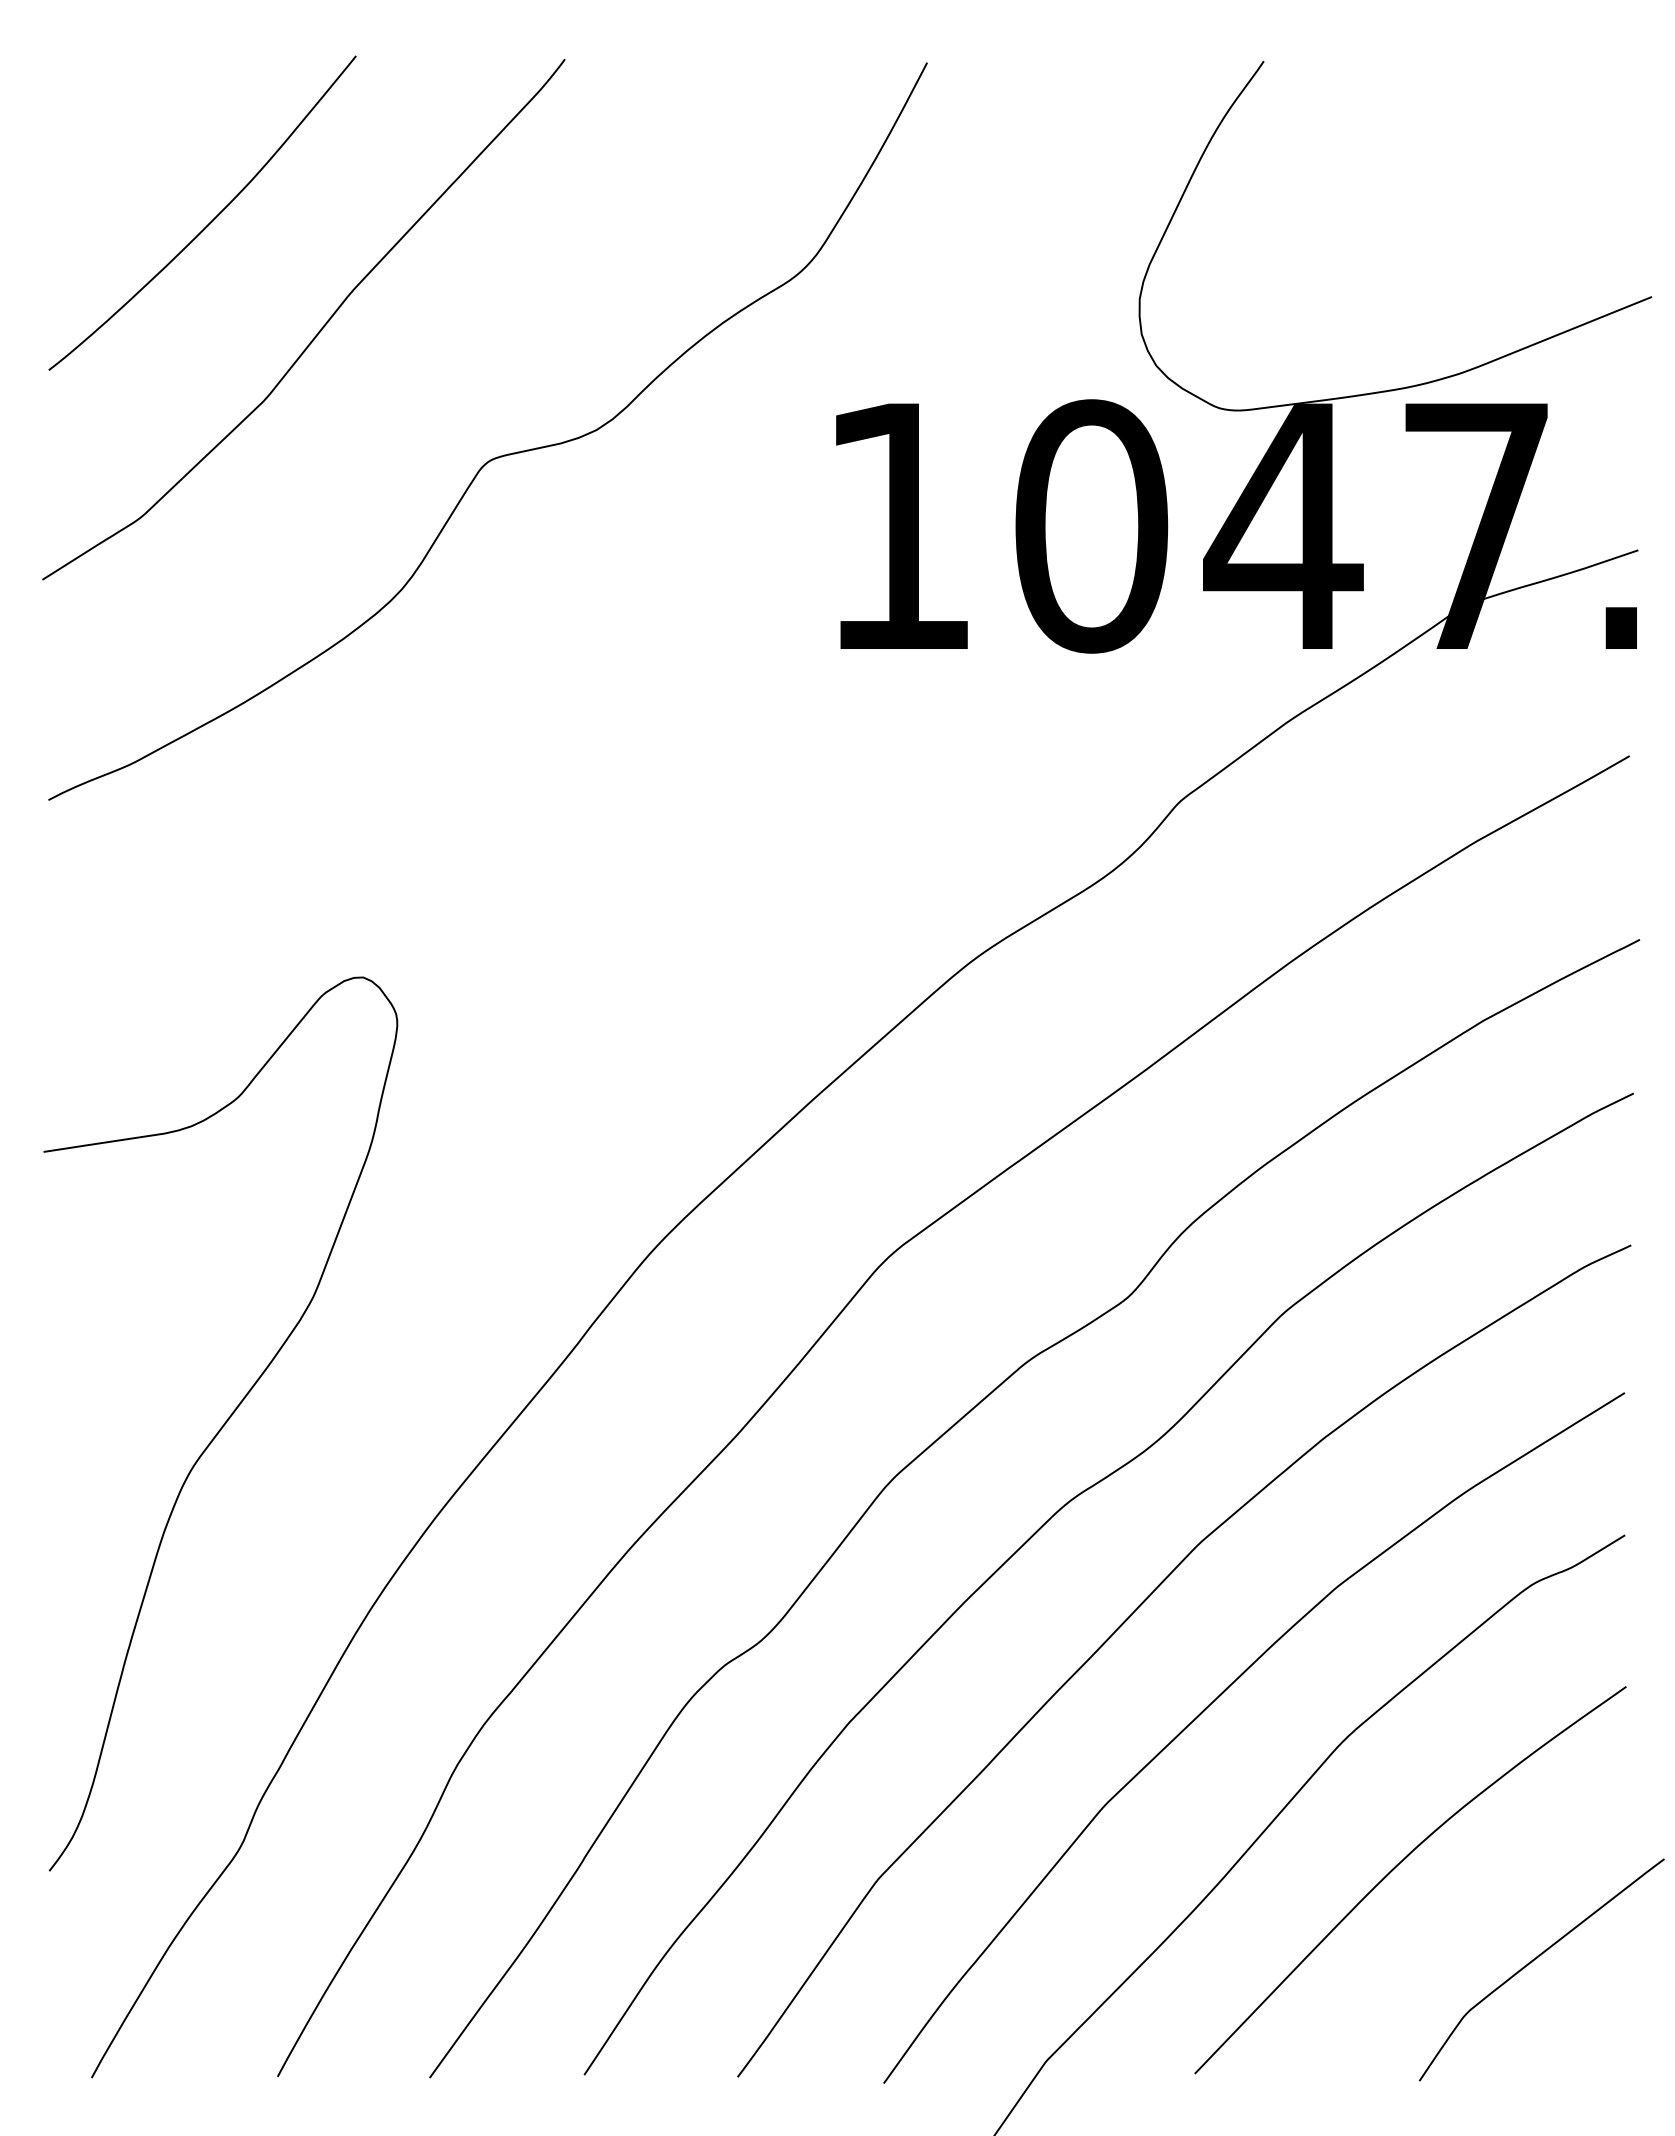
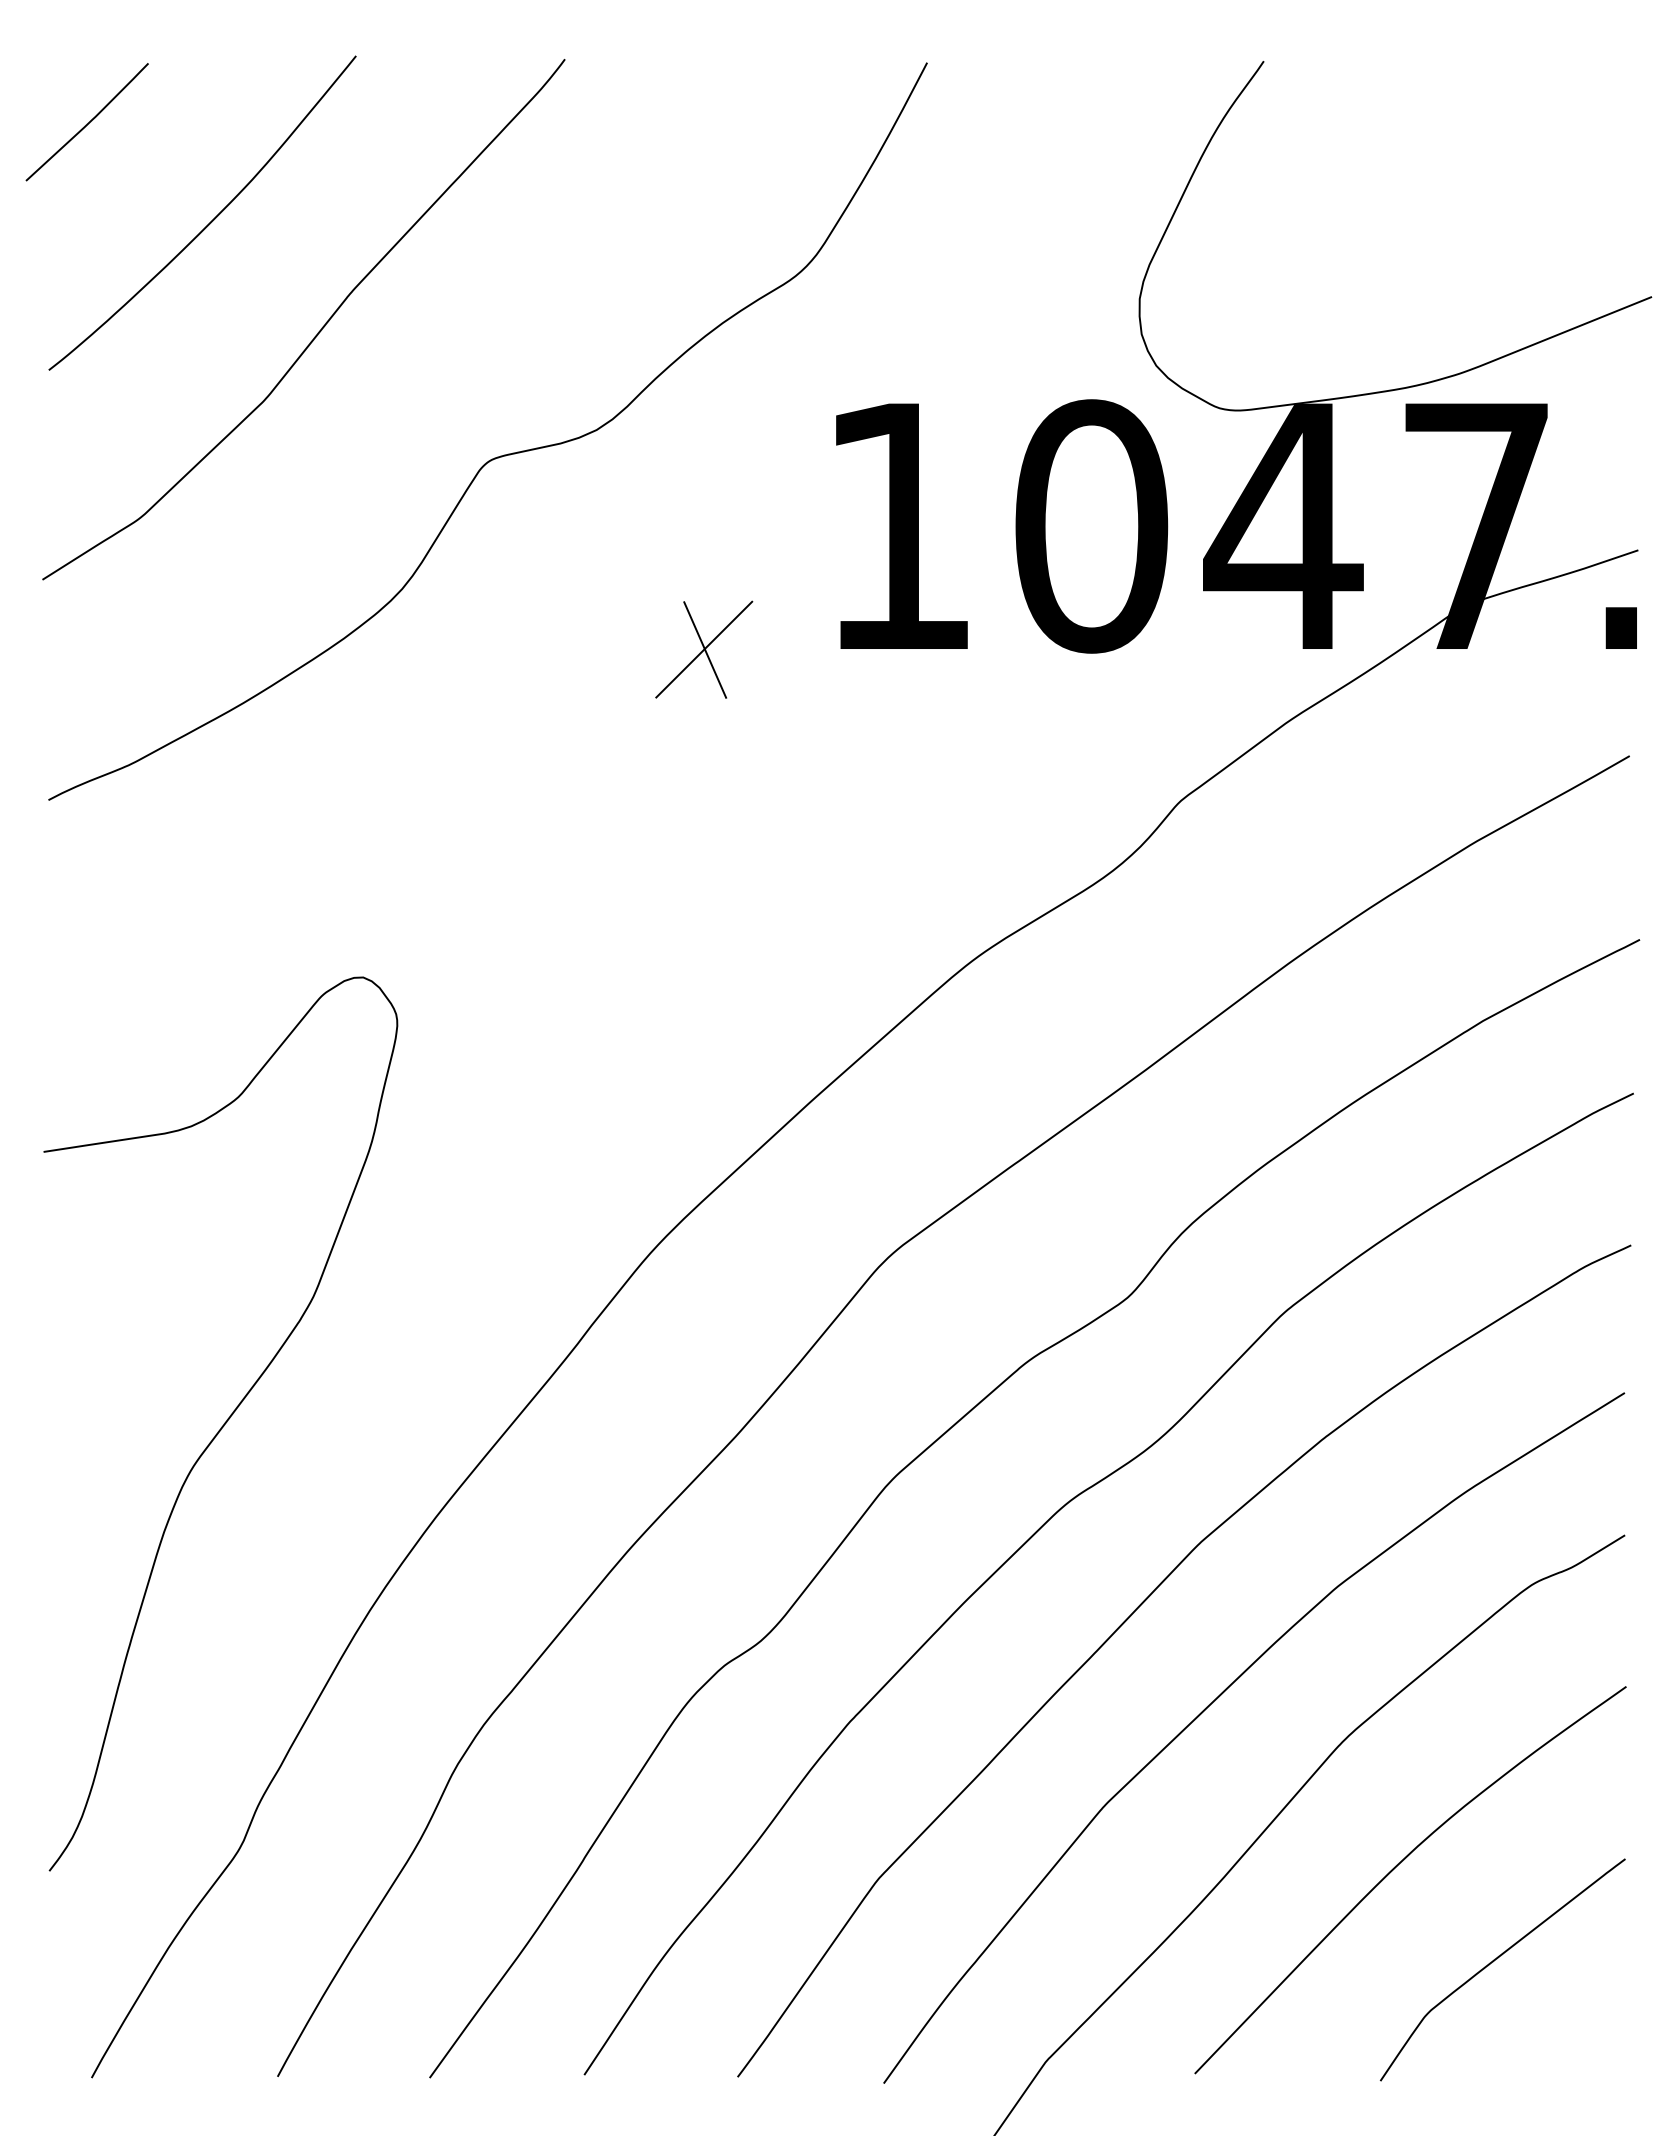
curve: none -> present (87, 123)
part: none -> present (704, 649)
curve position: (1536, 1959) -> (1497, 1959) (1497, 1959)
